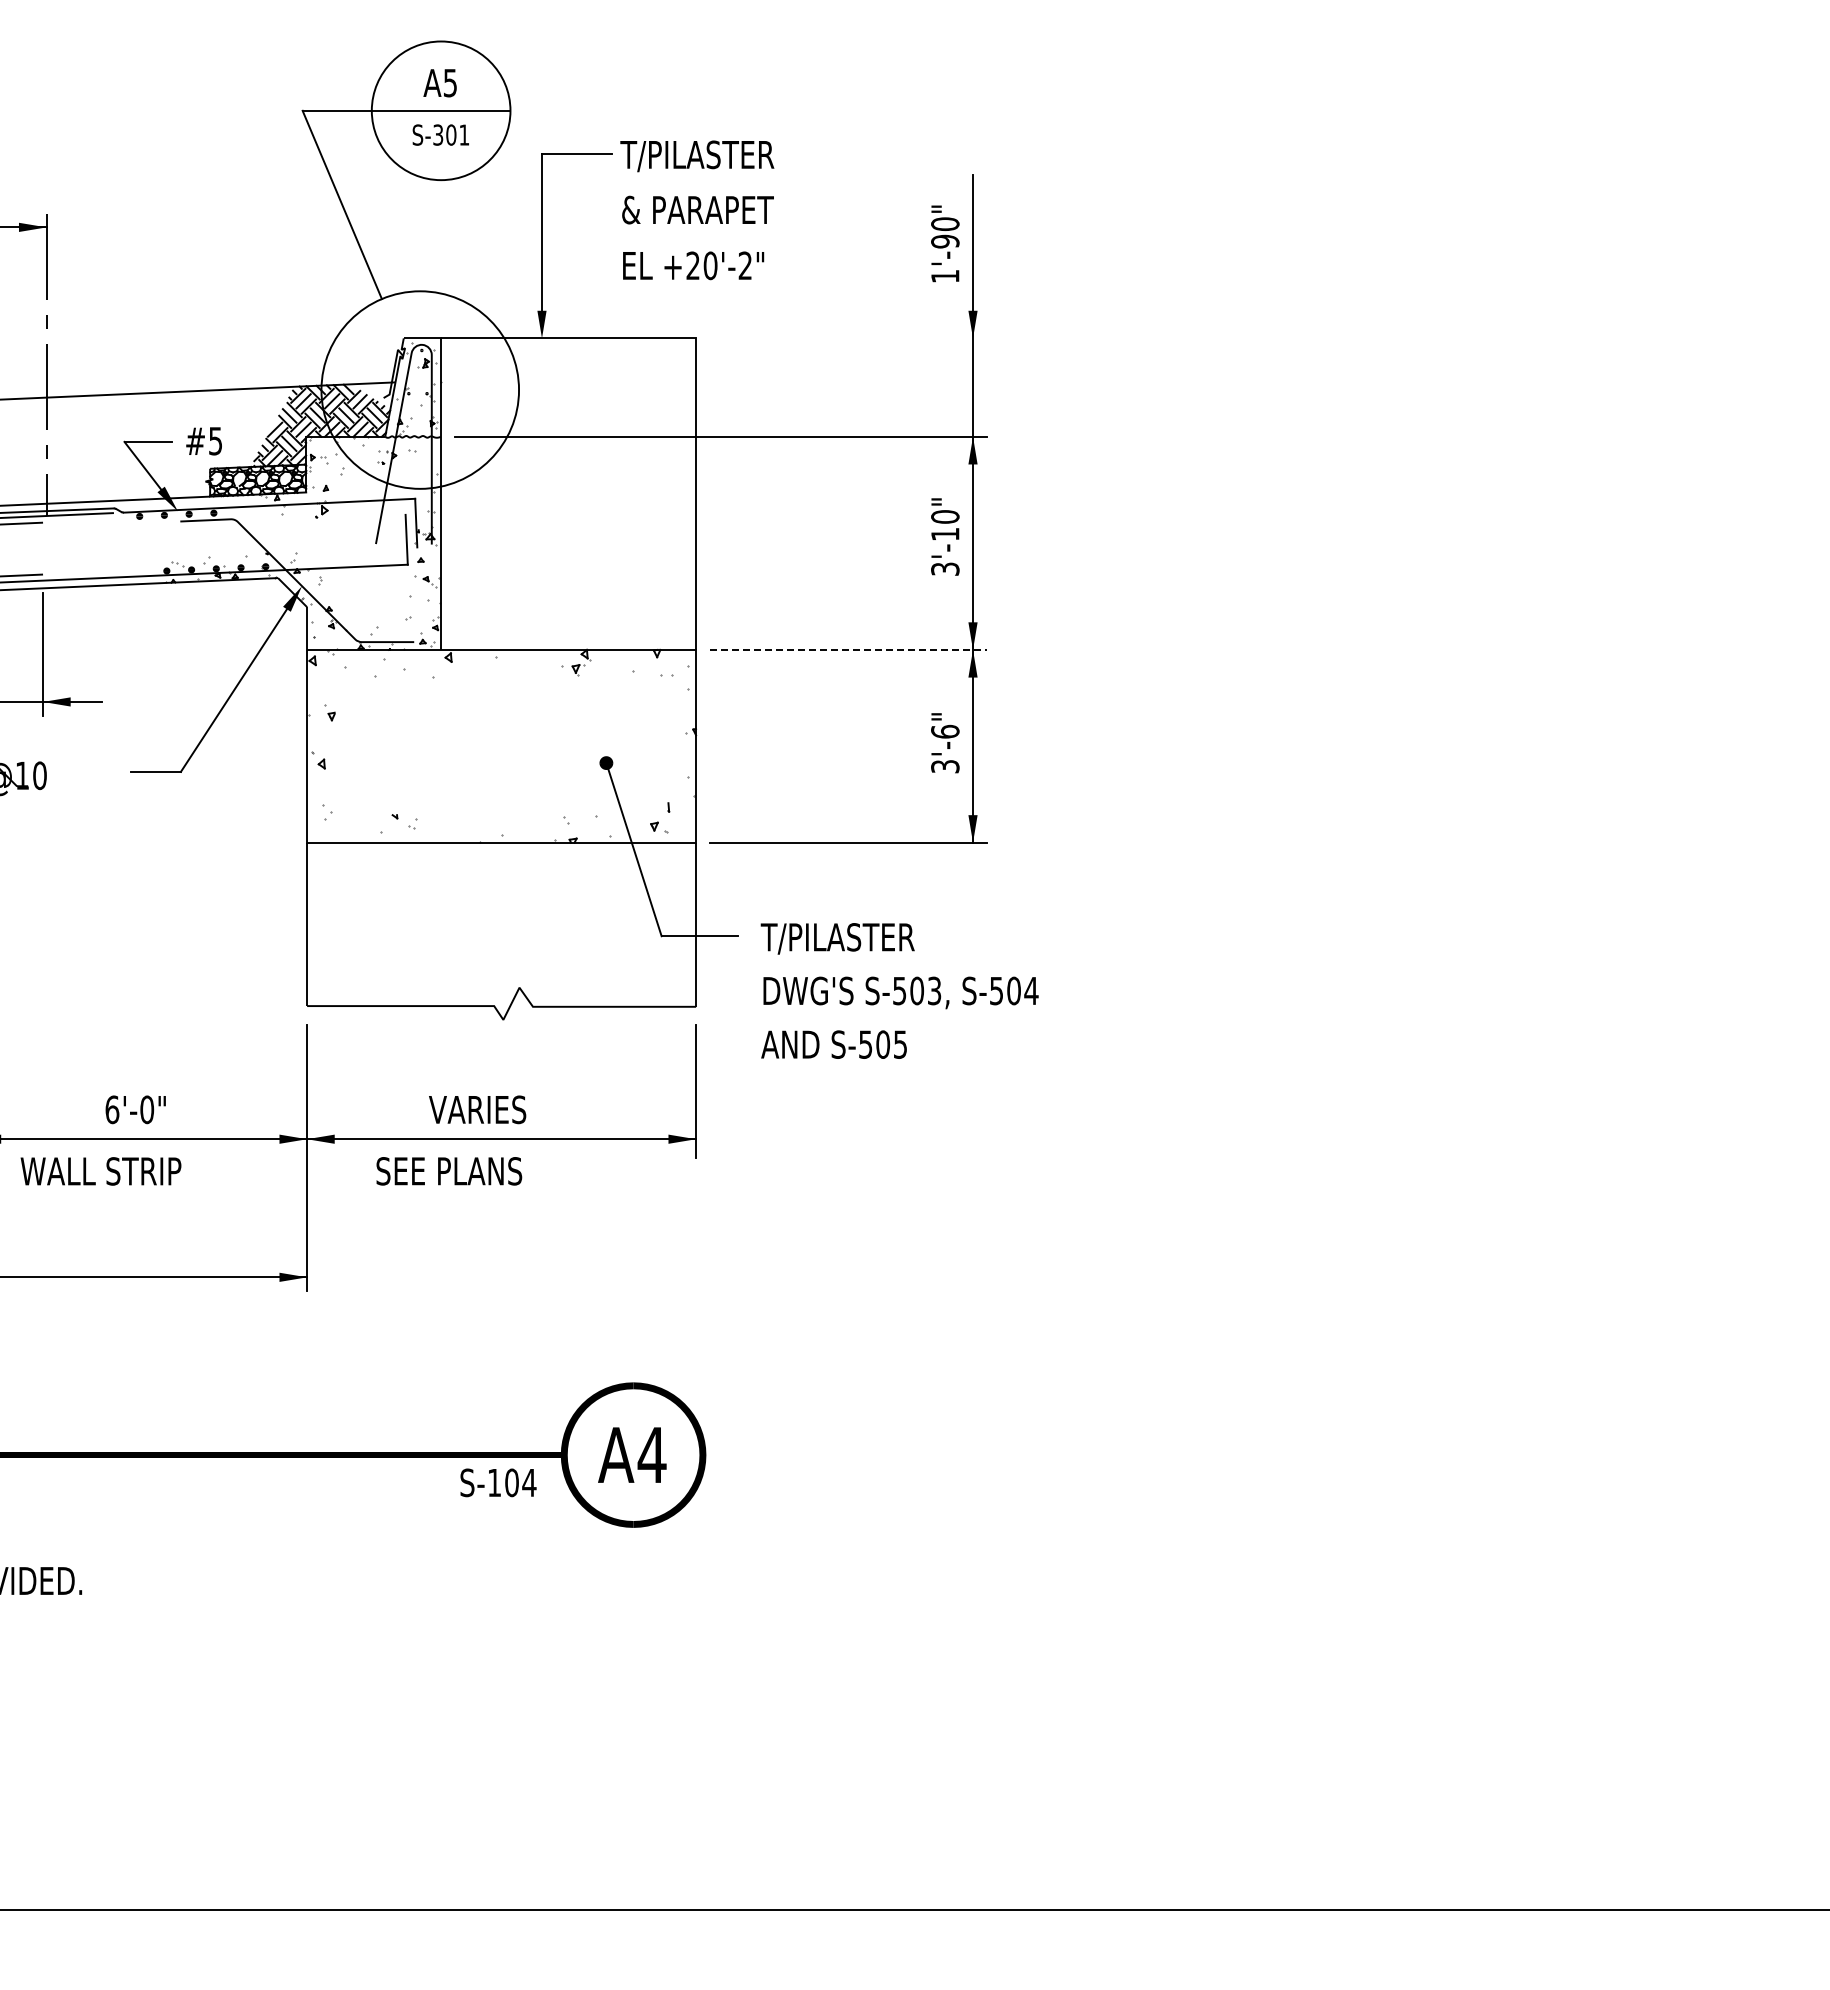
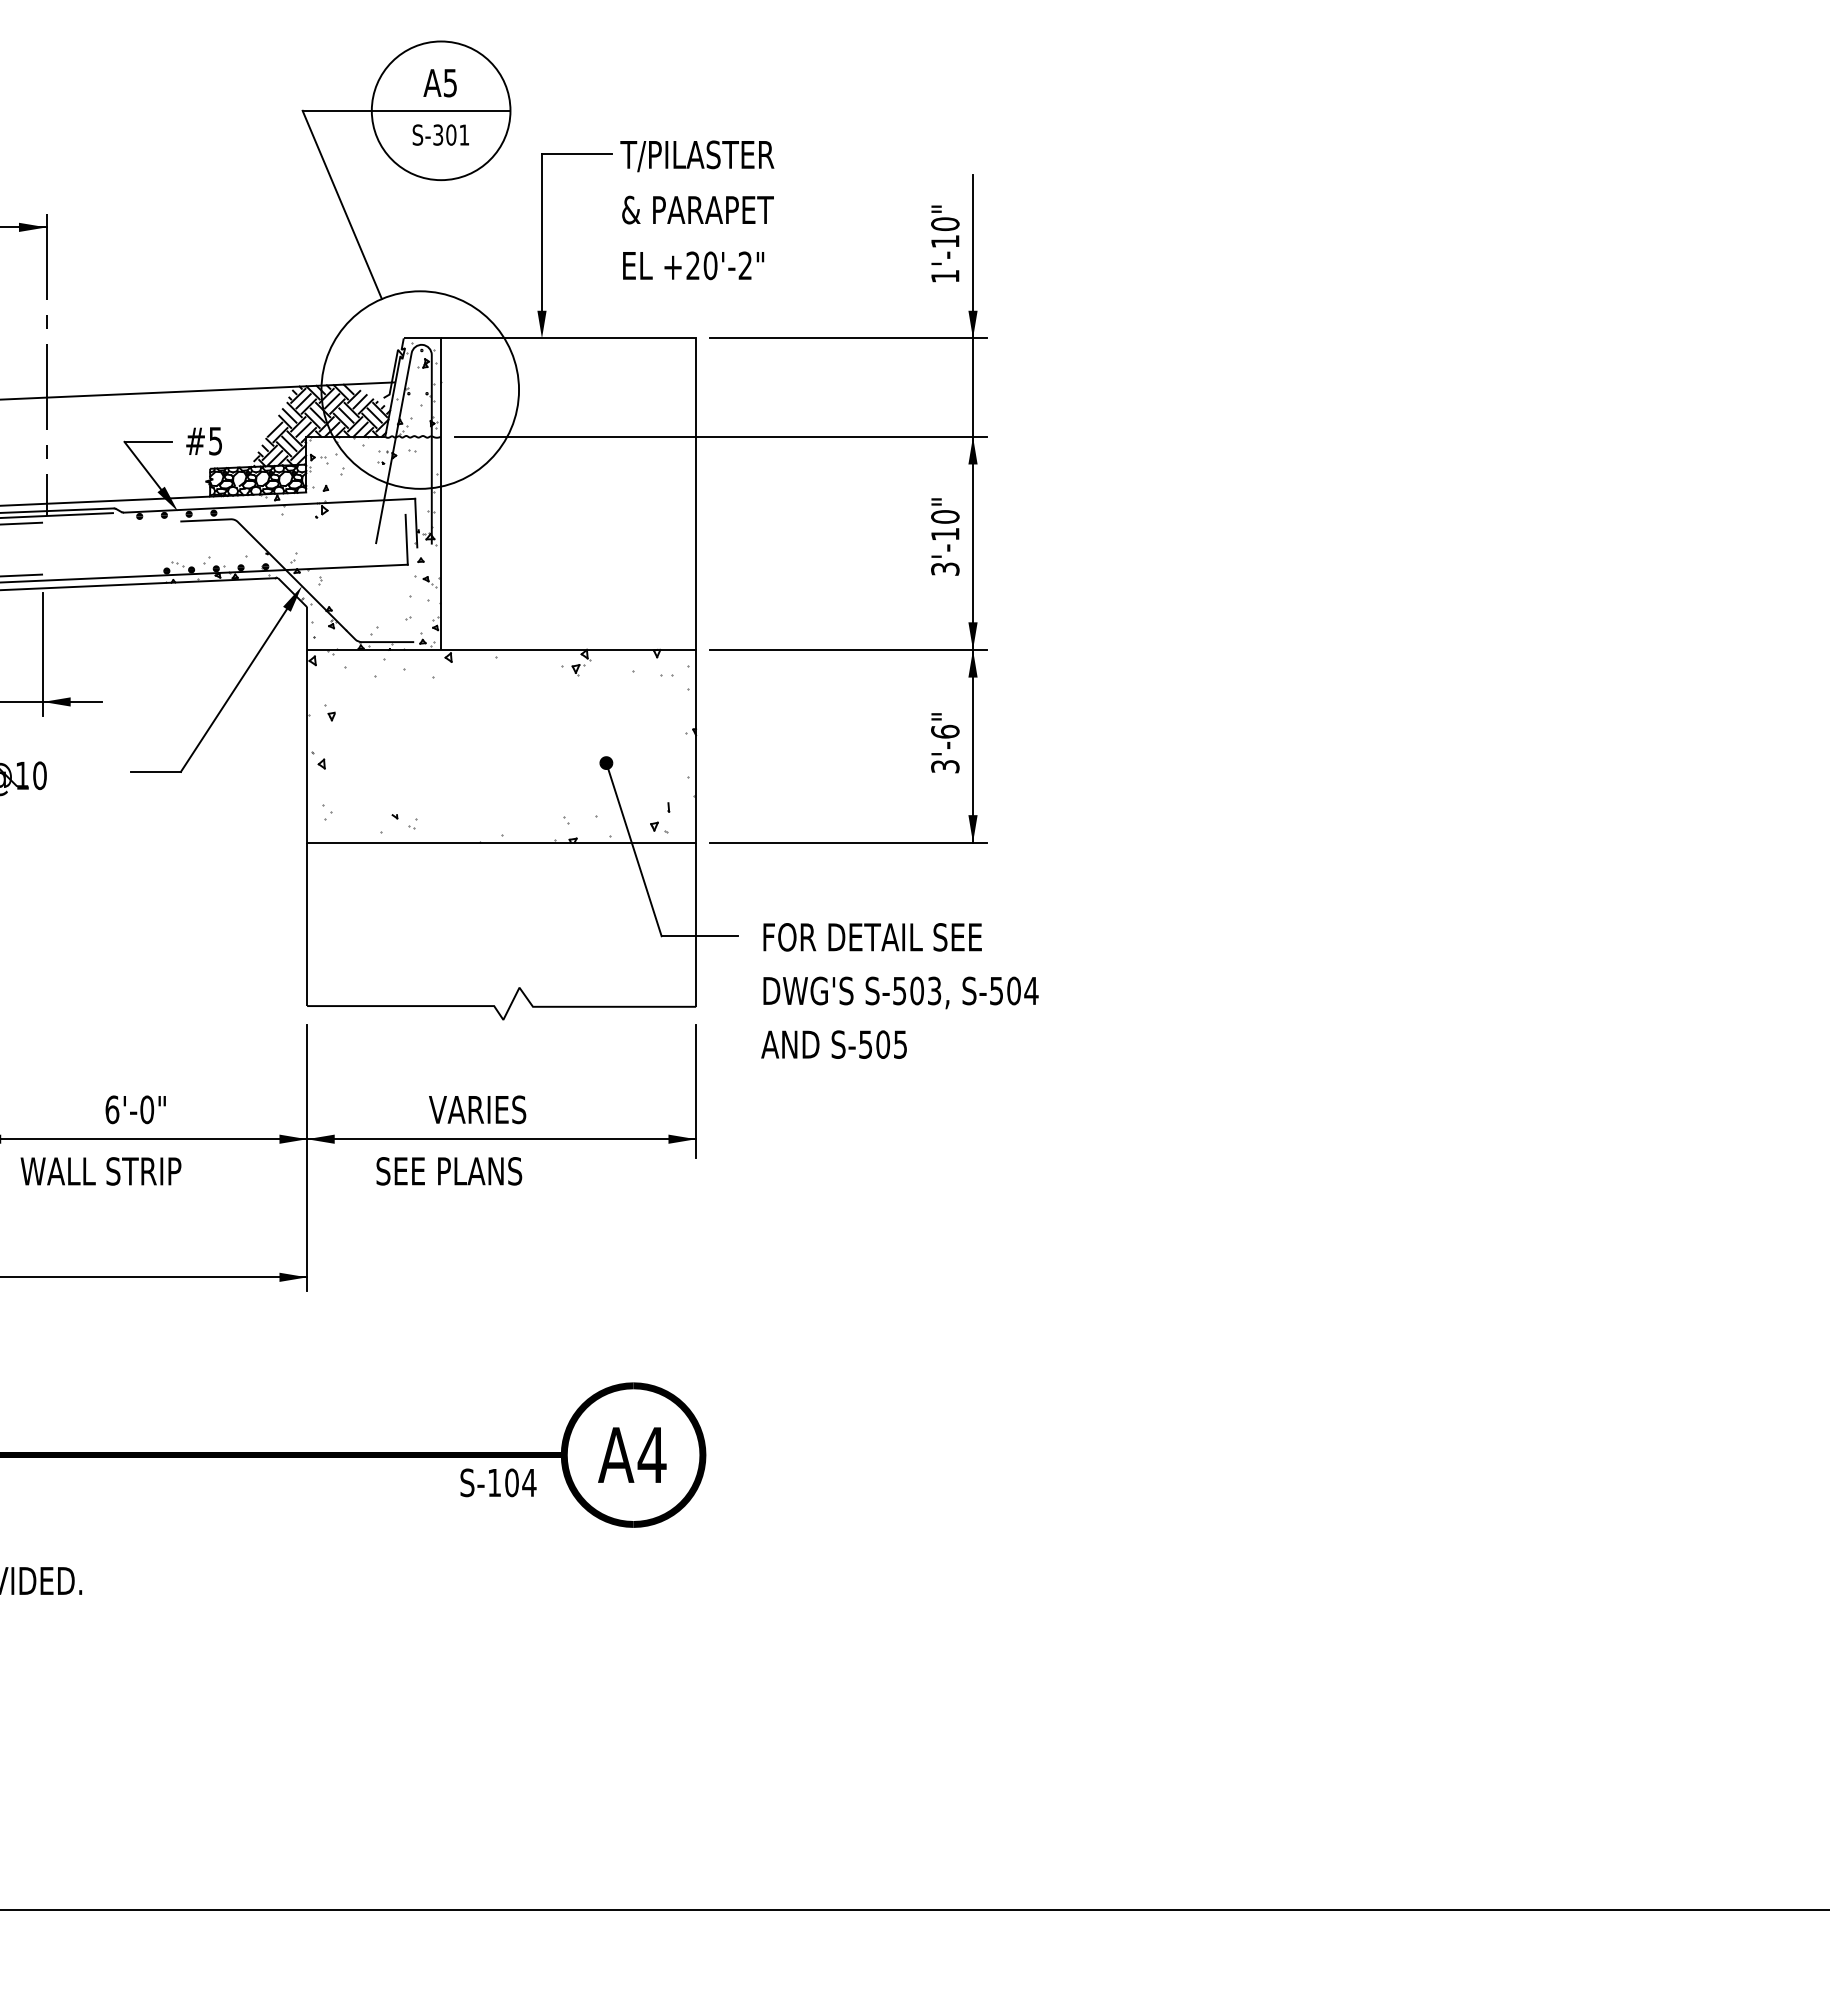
text: 1'-90" -> 1'-10" (945, 241)
line: none -> present (847, 338)
line: dashed -> solid (848, 649)
text: T/PILASTER -> FOR DETAIL SEE (870, 938)
